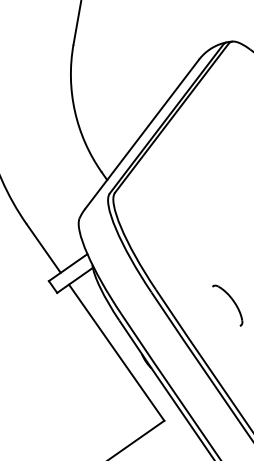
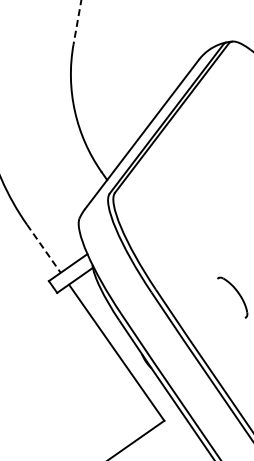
line: solid -> dashed (77, 23)
line: solid -> dashed (44, 249)
part position: (232, 301) -> (237, 293) (237, 293)
